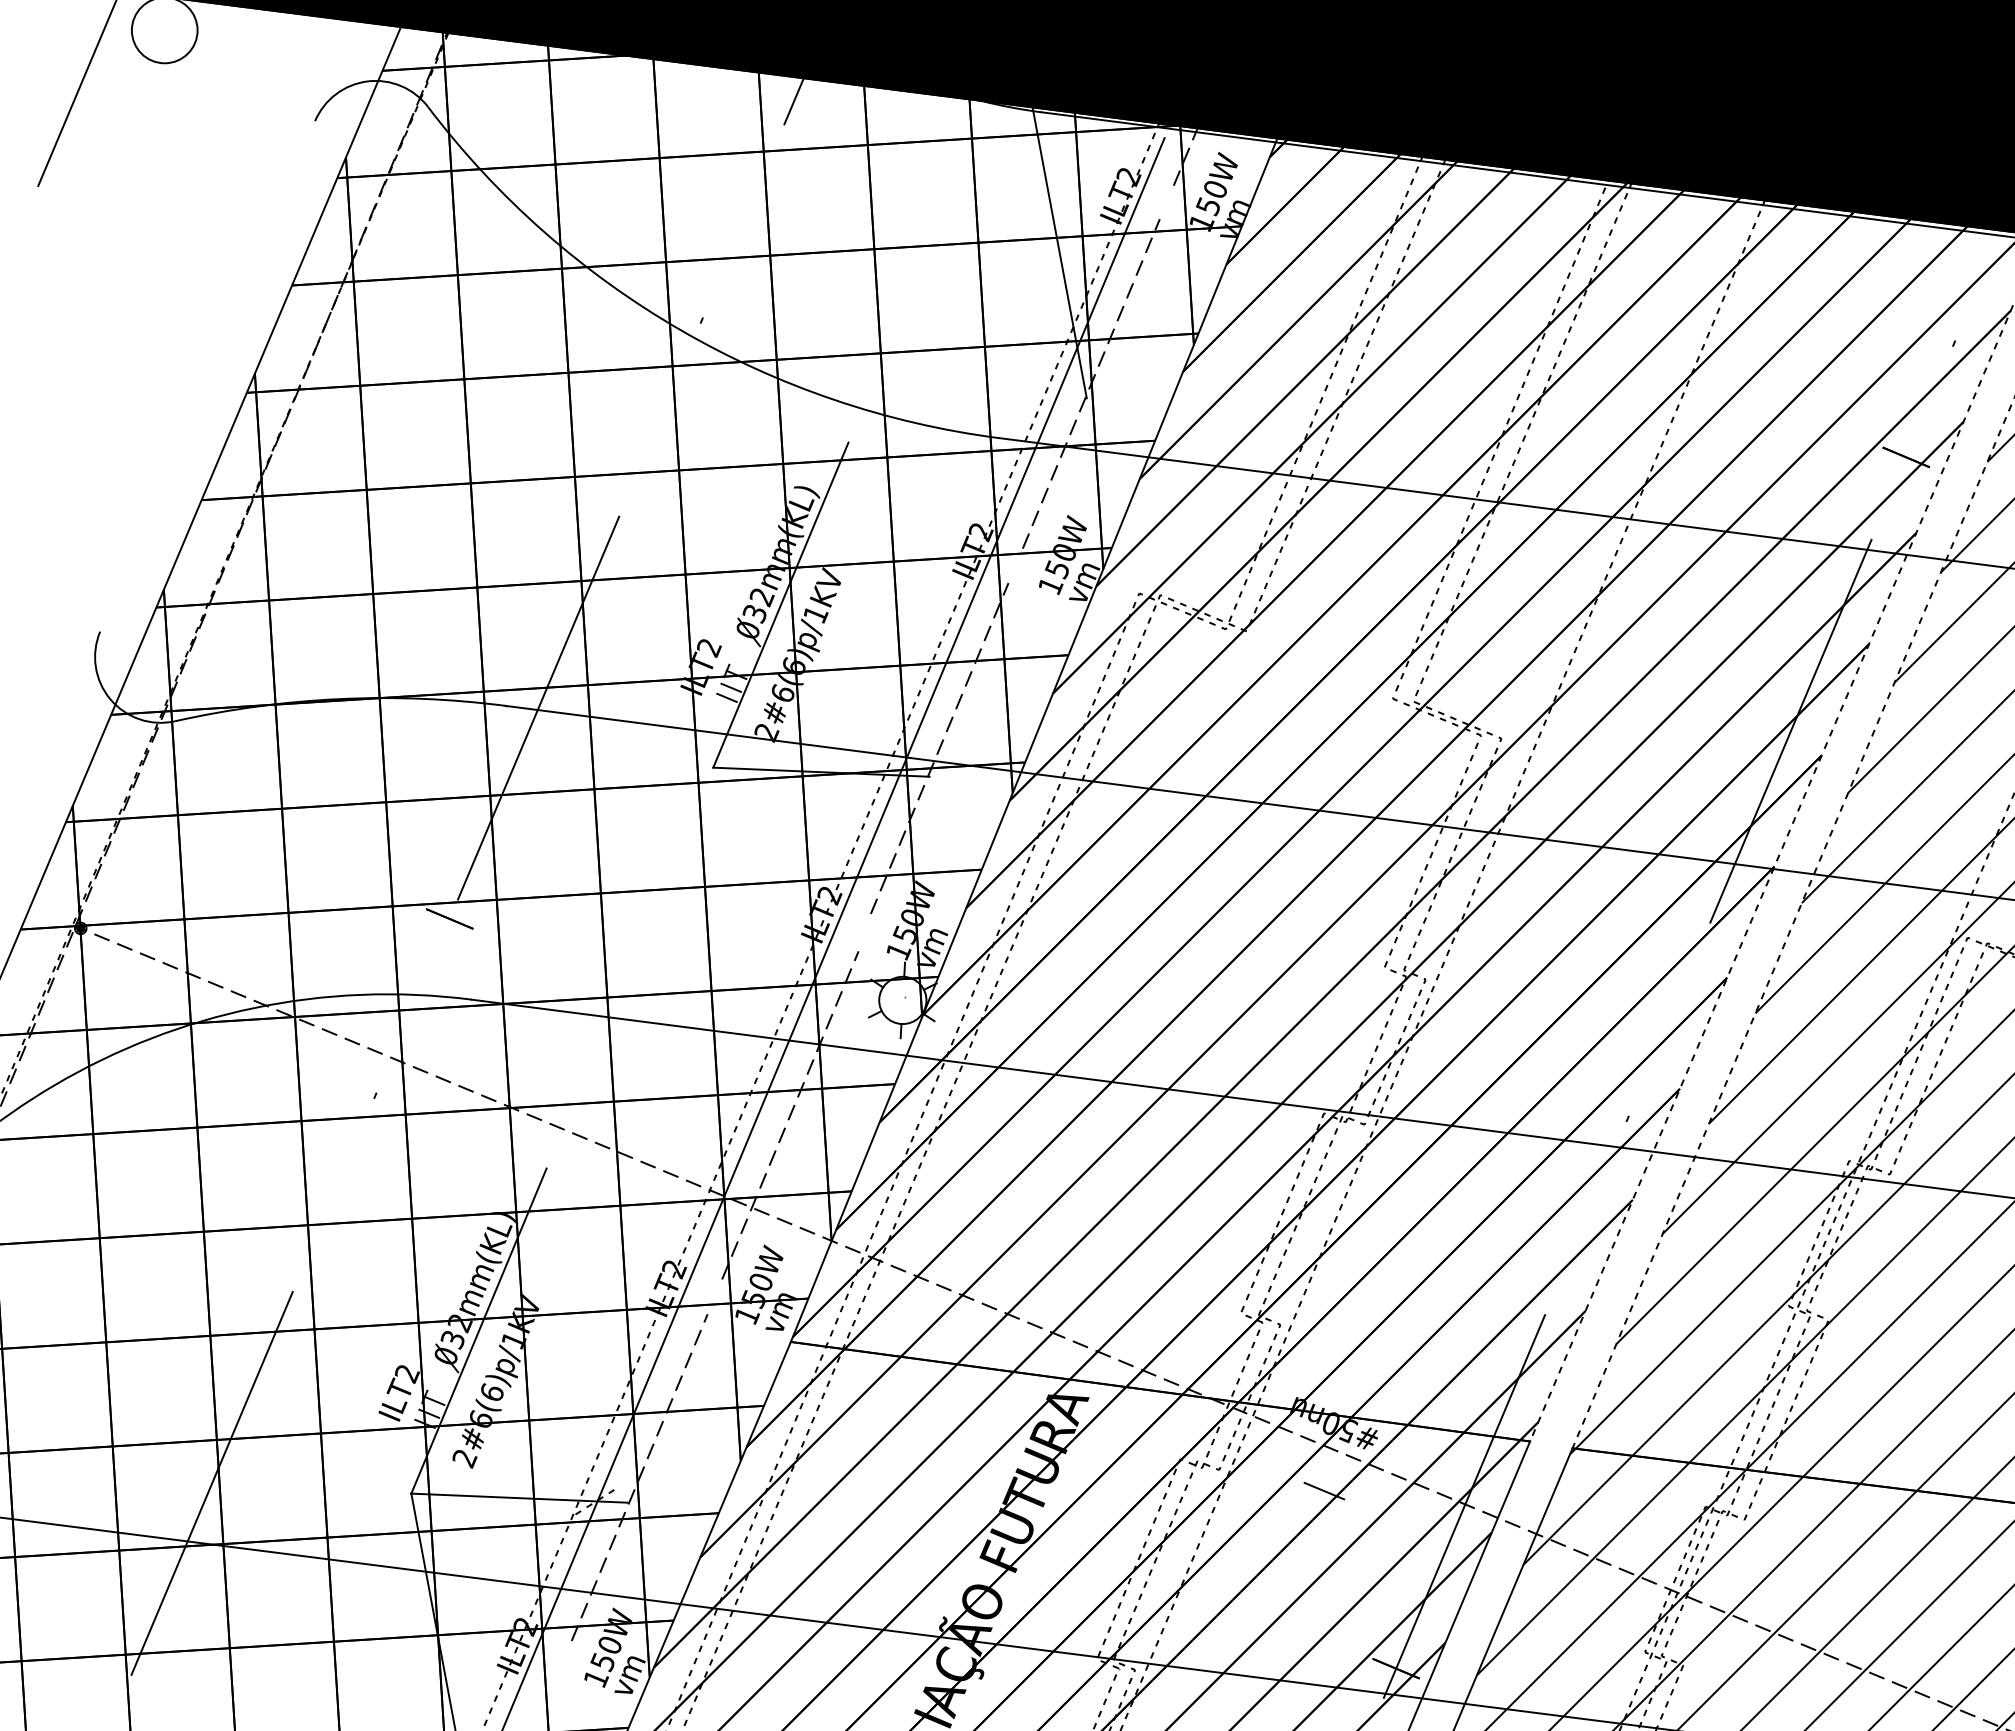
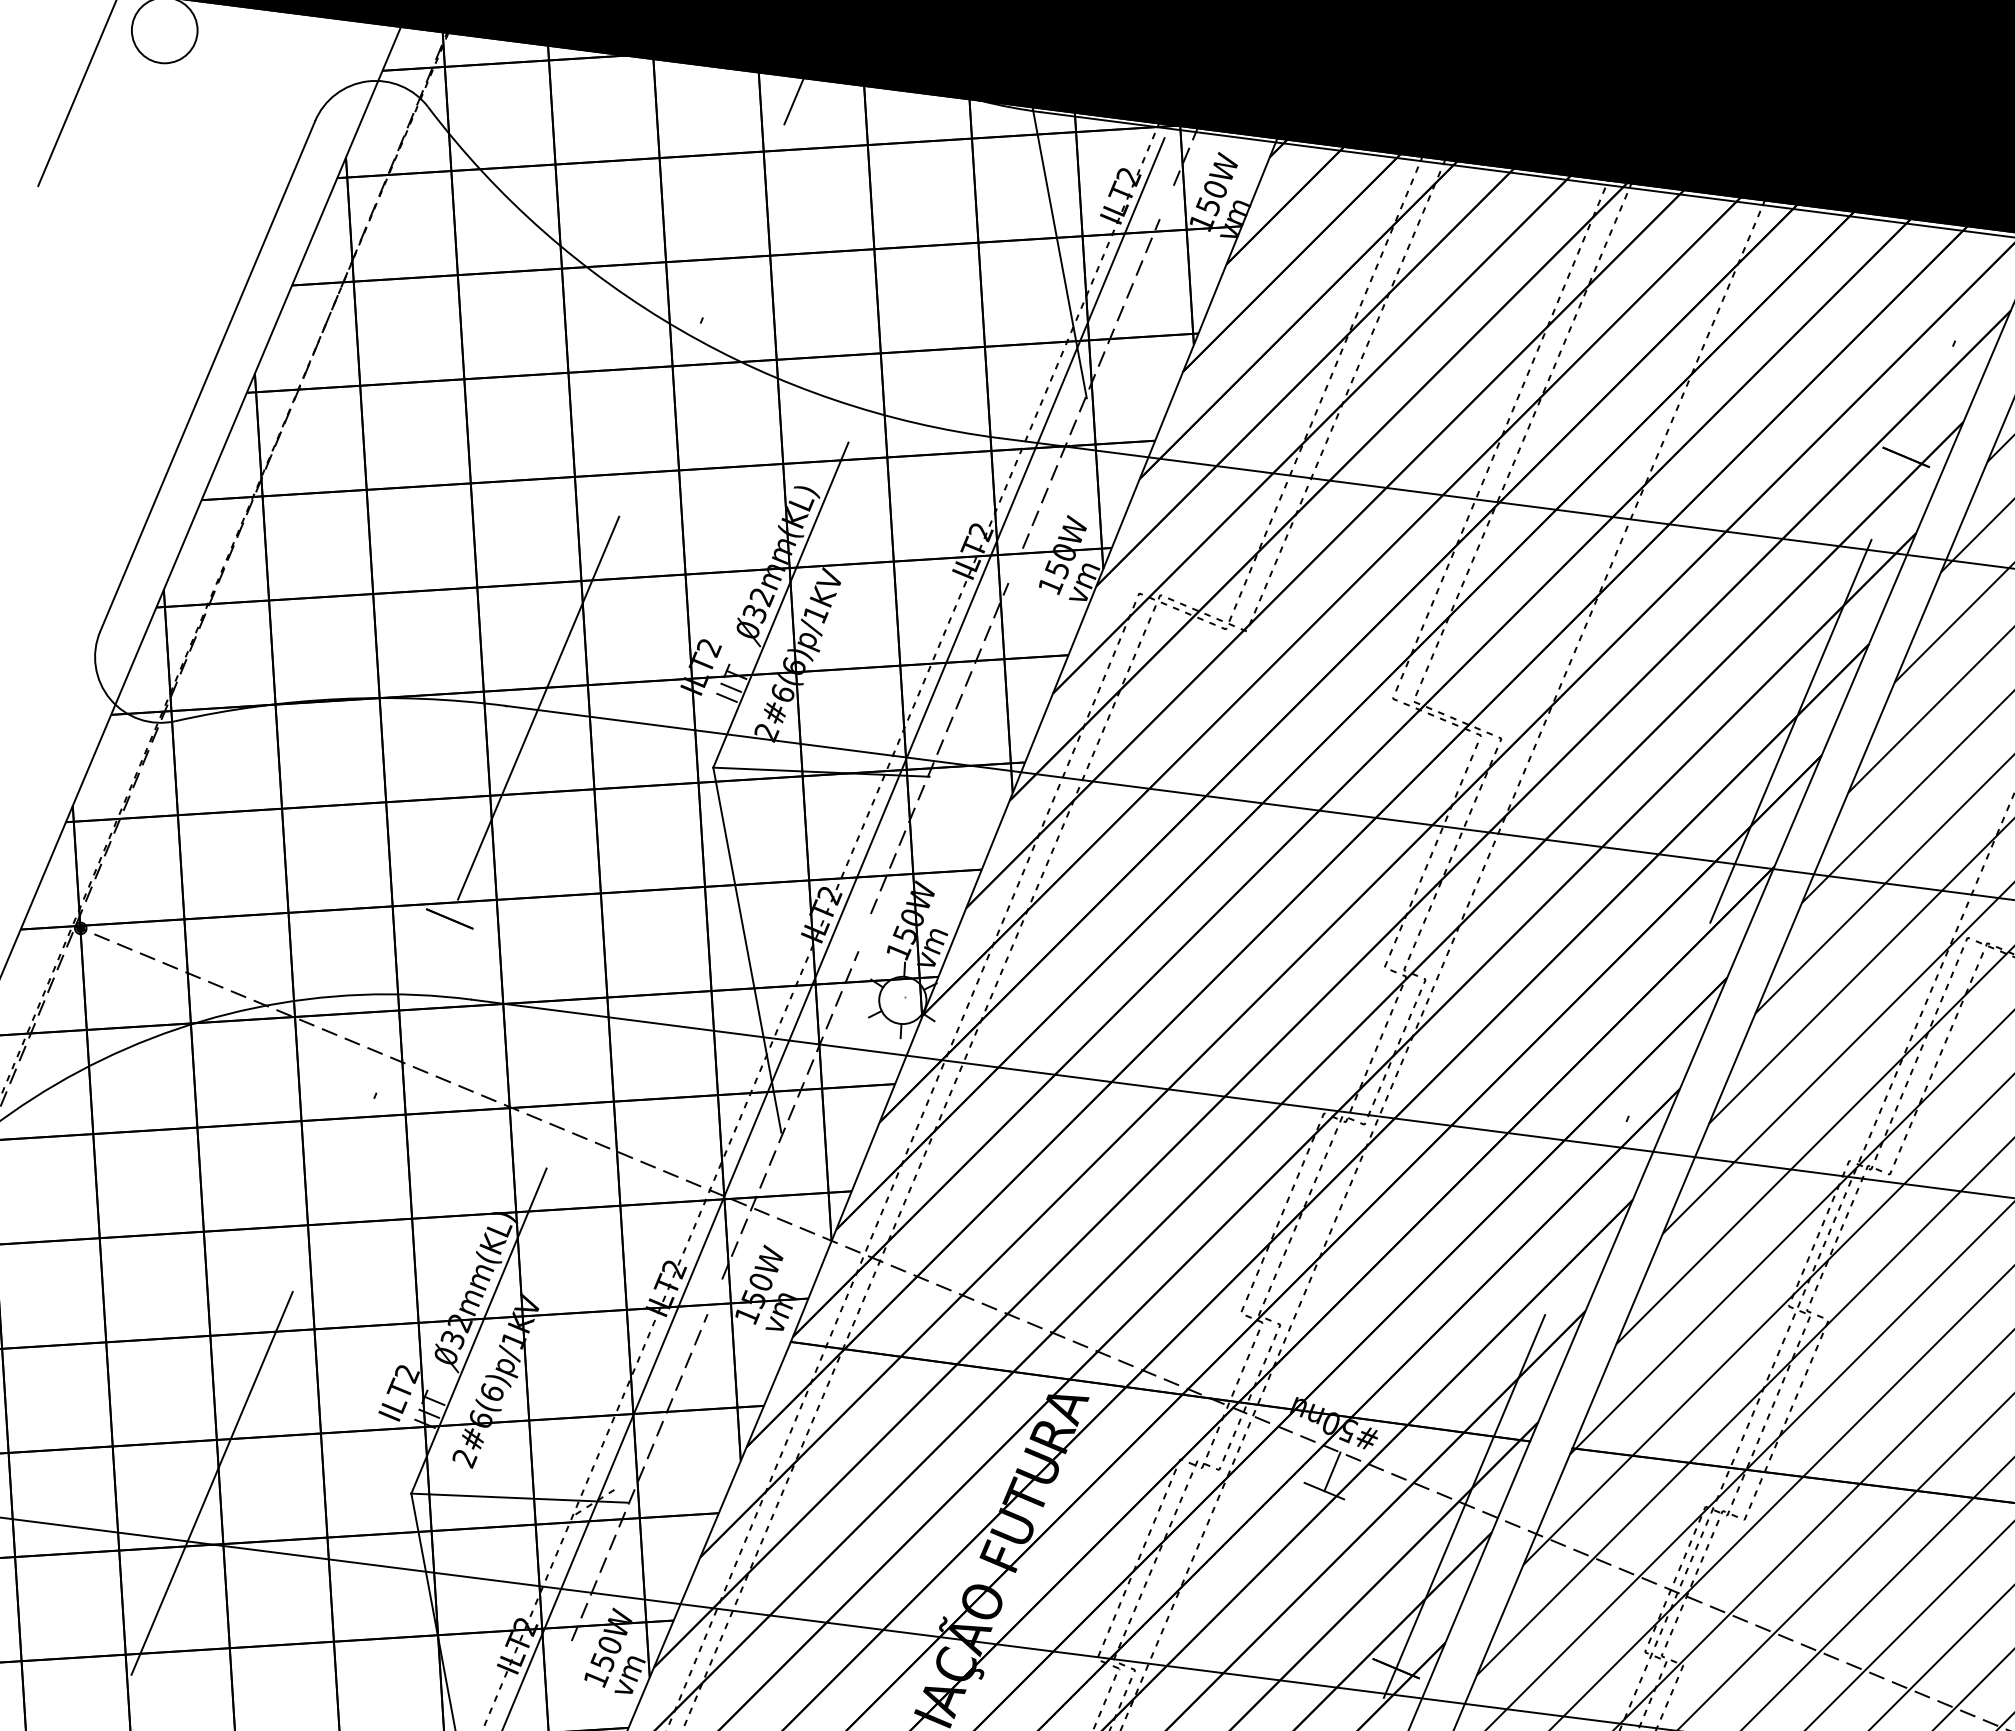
line: none -> present (207, 376)
line: dashed -> solid (1772, 871)
line: dashed -> solid (1793, 923)
line: none -> present (747, 949)
line: none -> present (1332, 1471)
